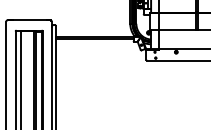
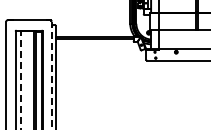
line: solid -> dashed (51, 75)
line: solid -> dashed (20, 80)
